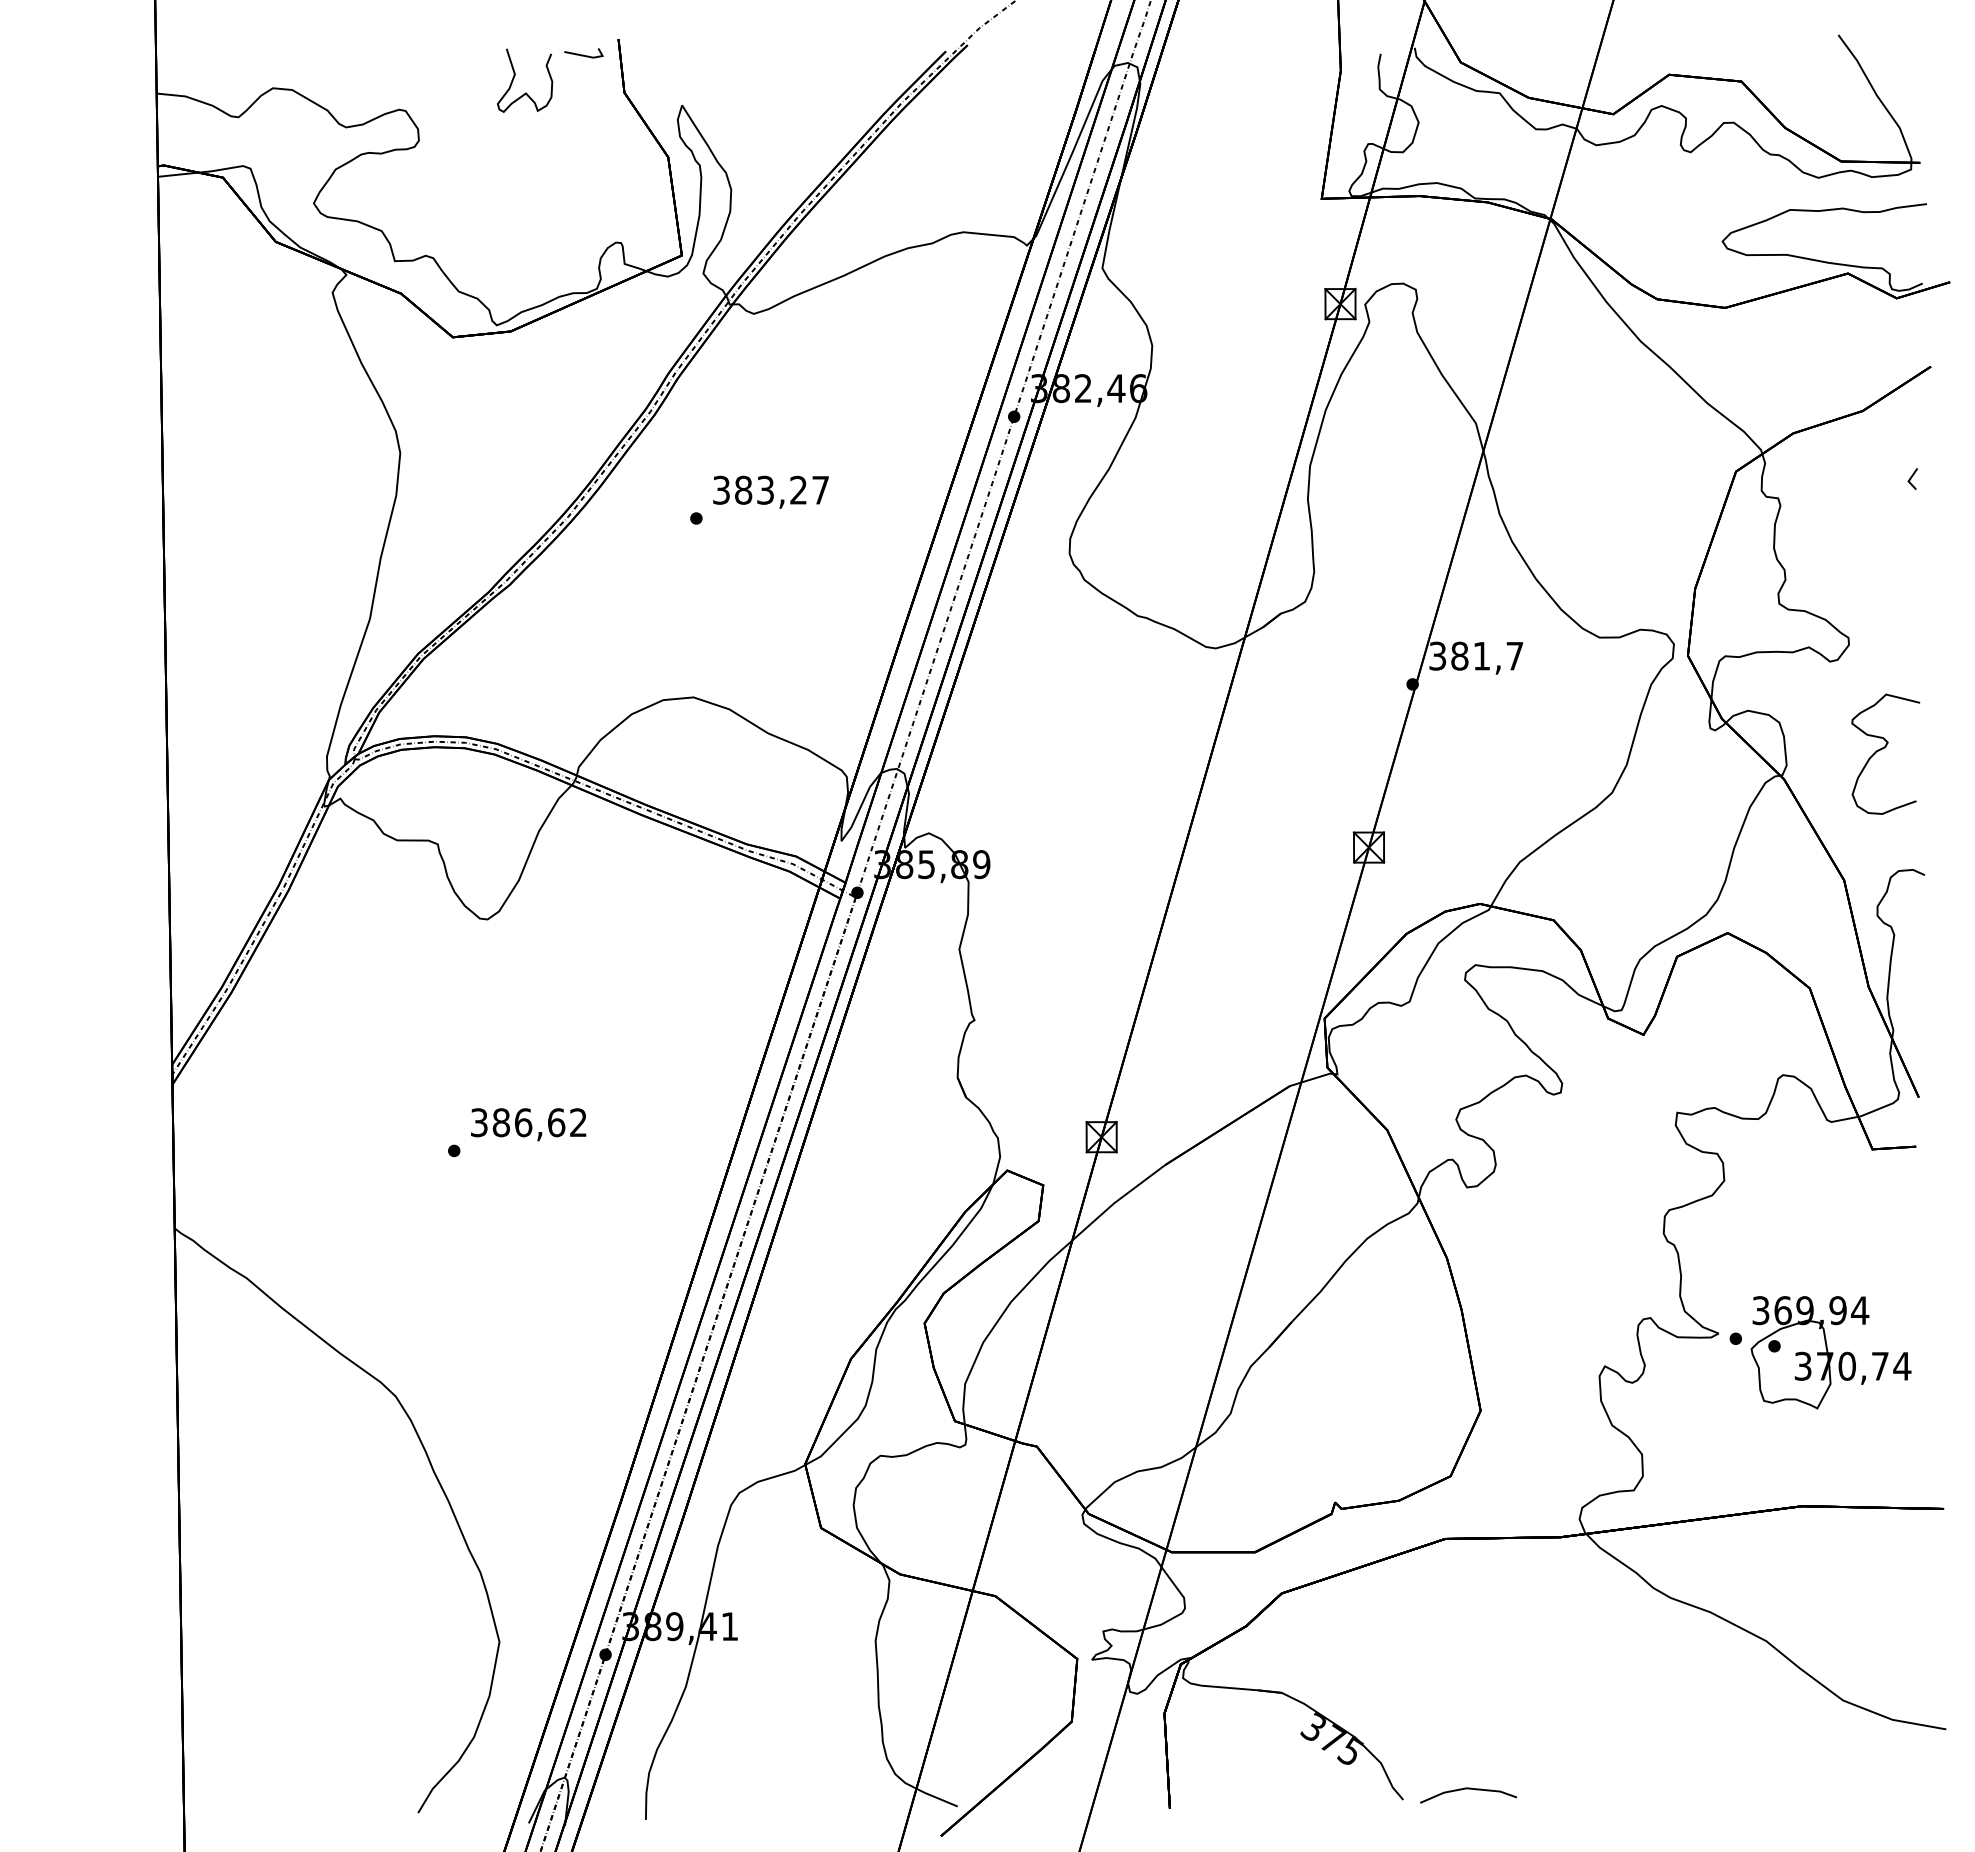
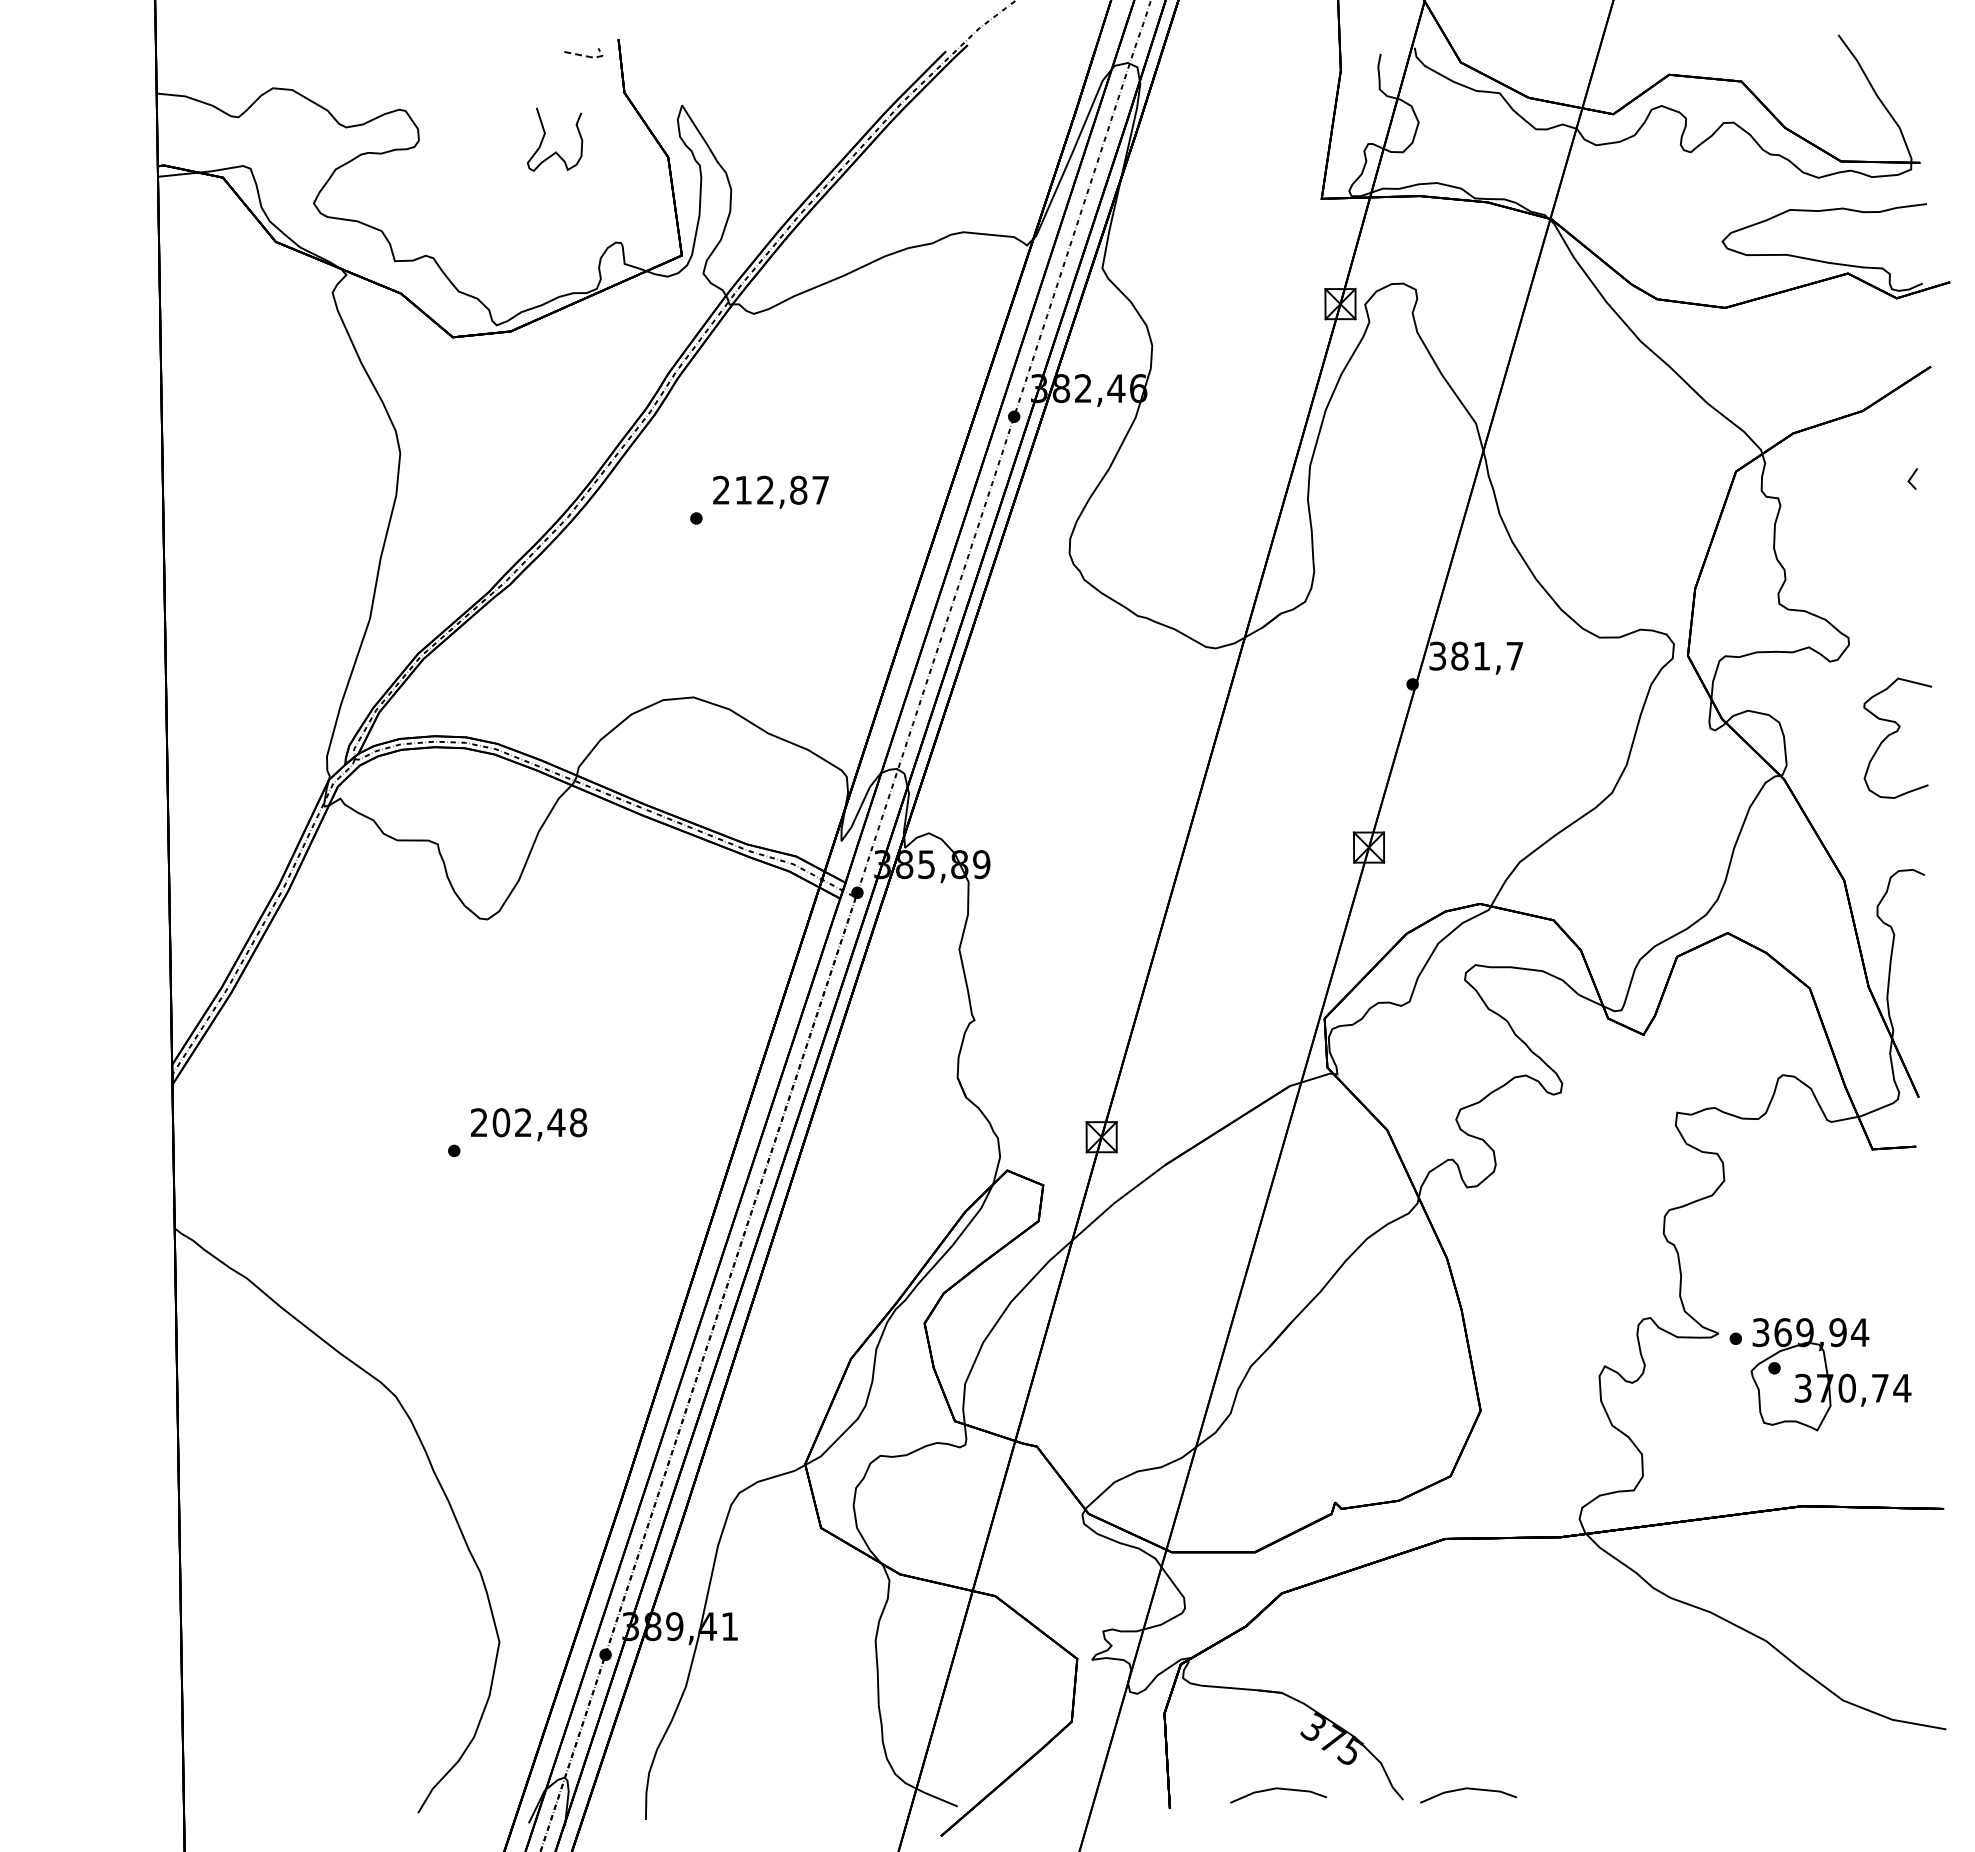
line: solid -> dashed (589, 56)
curve position: (515, 76) -> (545, 135) (545, 135)
text: 383,27 -> 212,87 (760, 489)
curve position: (1883, 749) -> (1895, 733) (1895, 733)
text: 386,62 -> 202,48 (529, 1122)
part position: (1830, 1352) -> (1830, 1374) (1830, 1374)
line: none -> present (1278, 1789)
